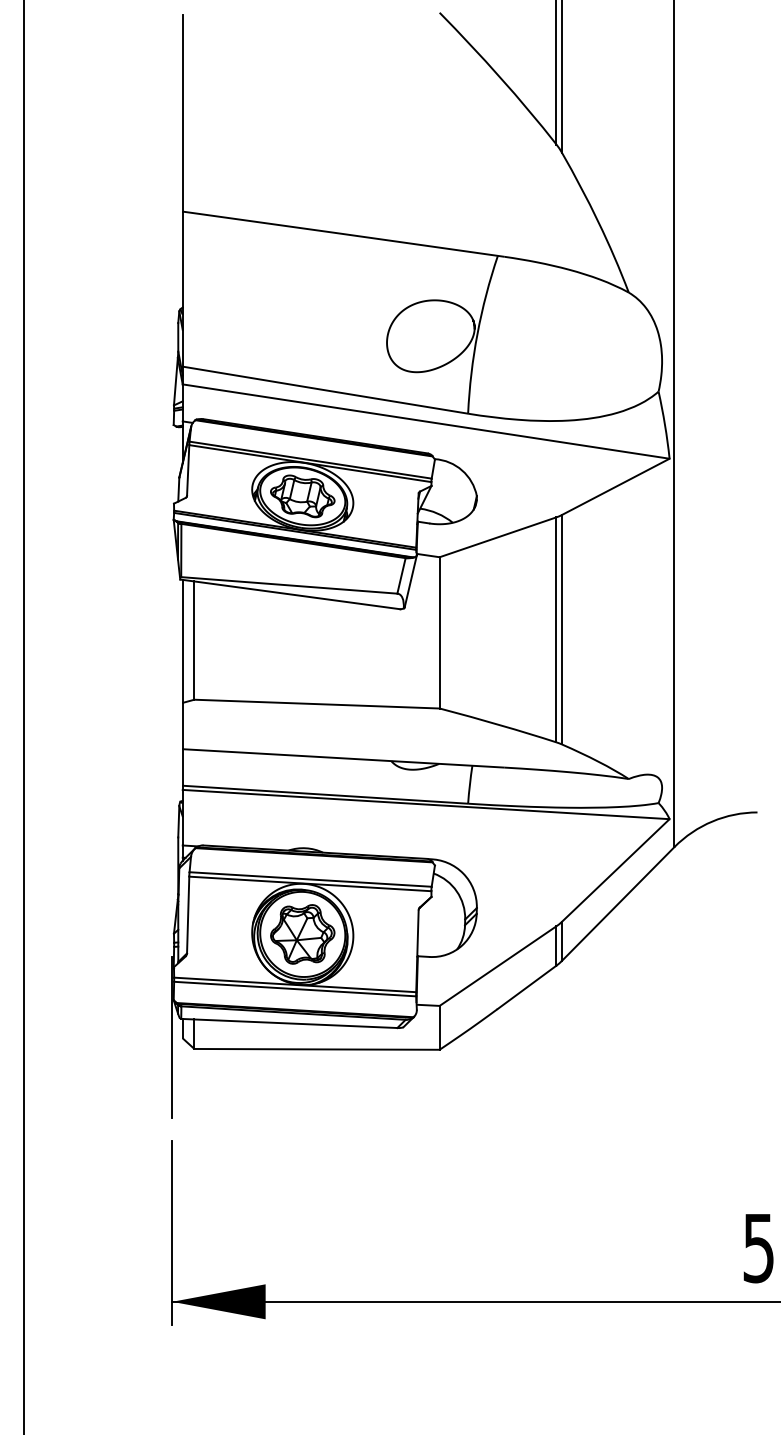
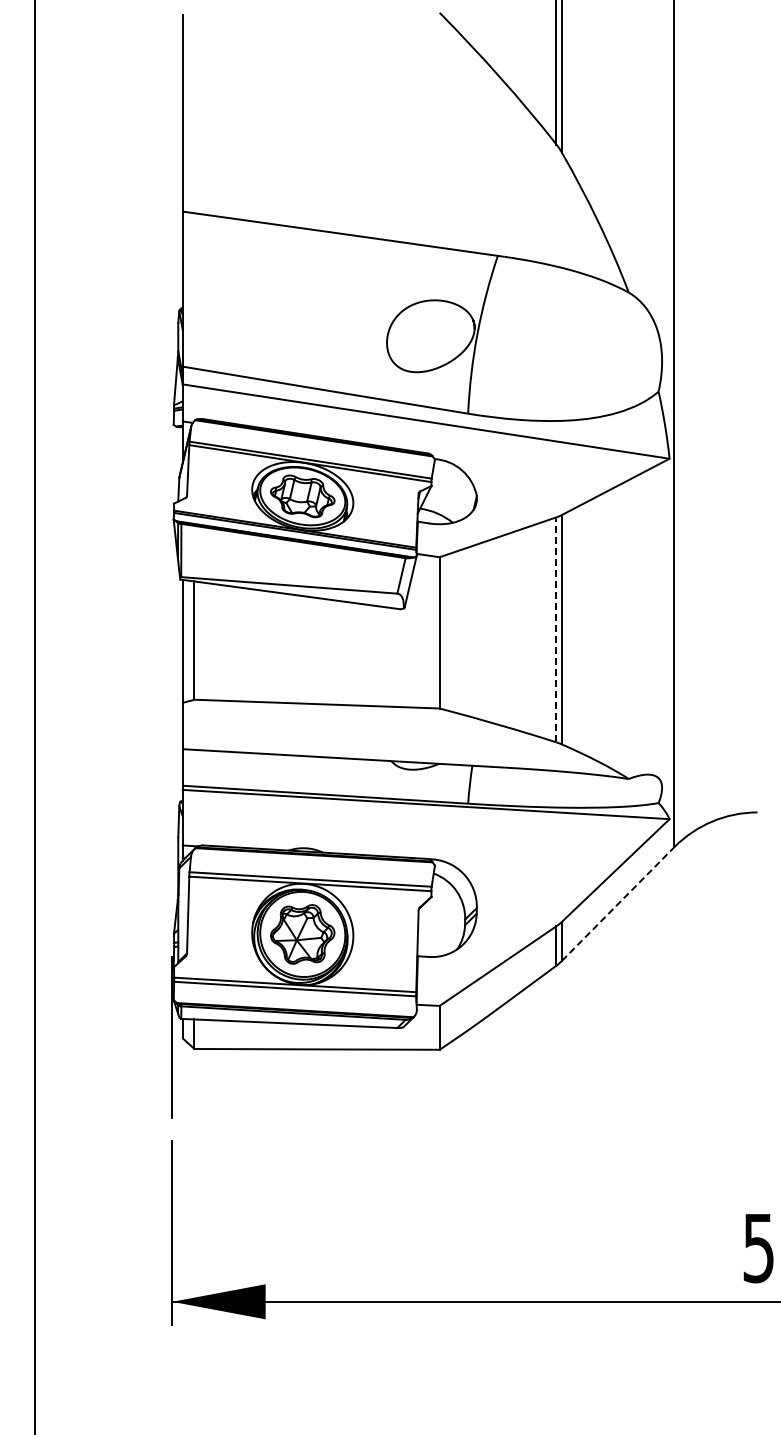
line: solid -> dashed (556, 629)
line position: (23, 716) -> (34, 716) (34, 716)
line: solid -> dashed (618, 903)
